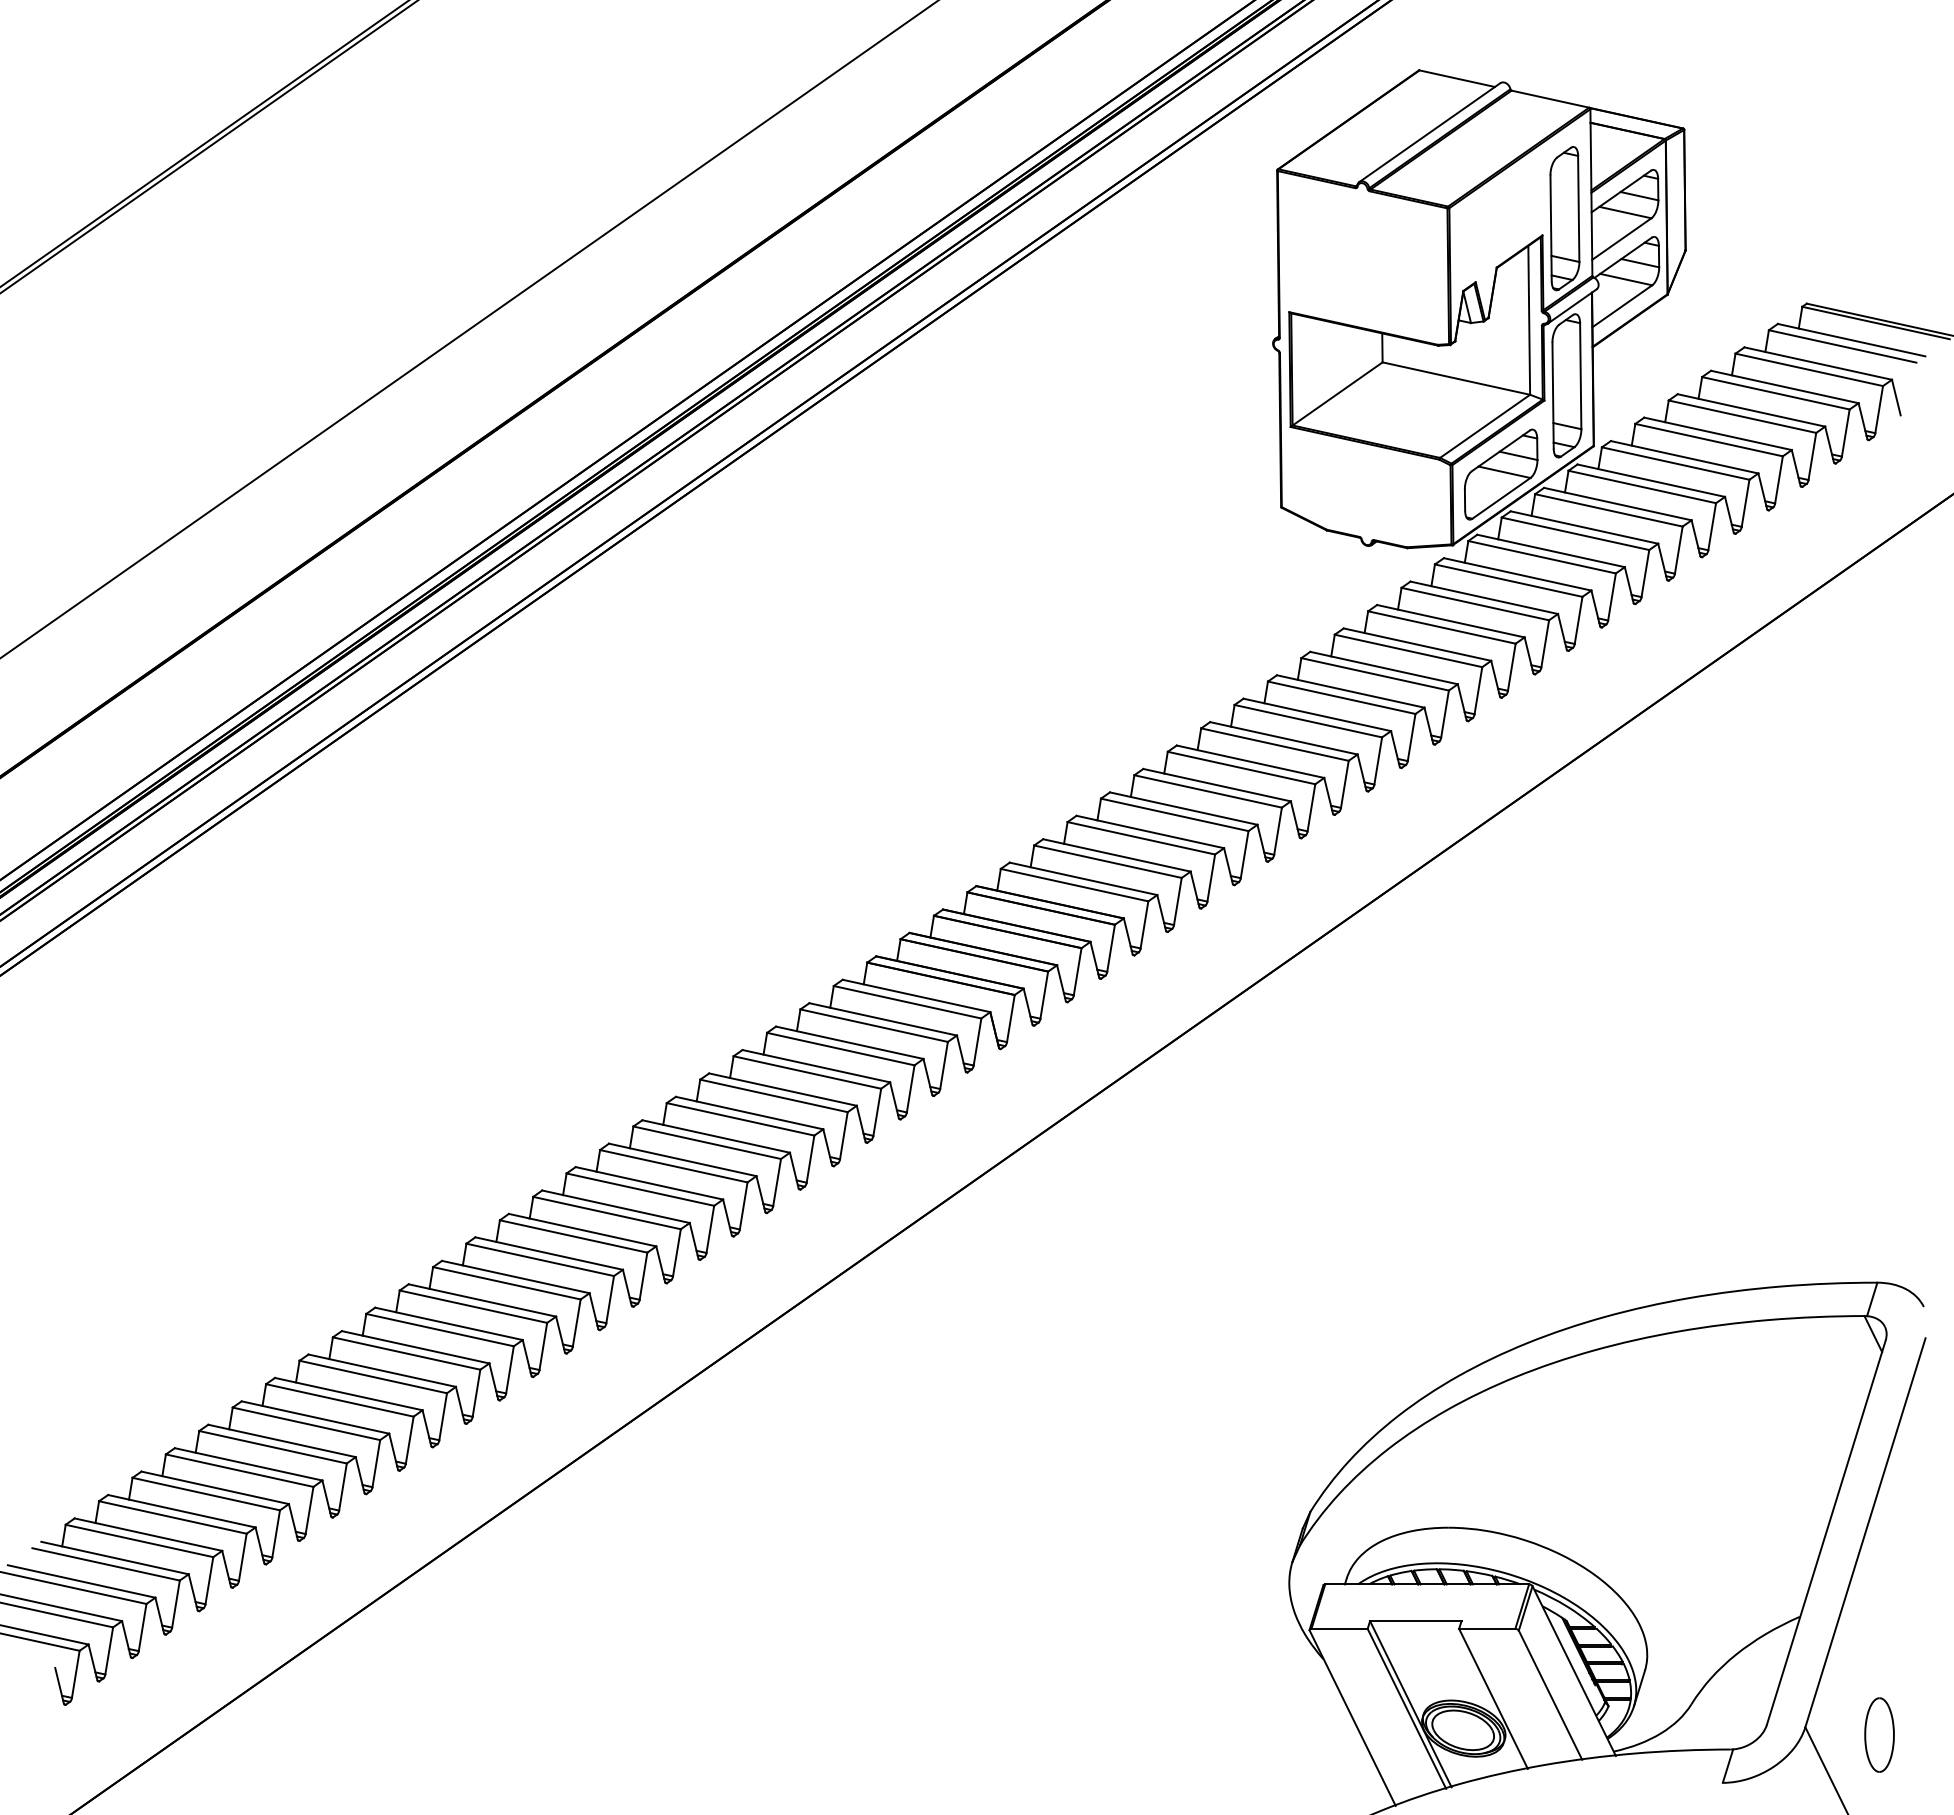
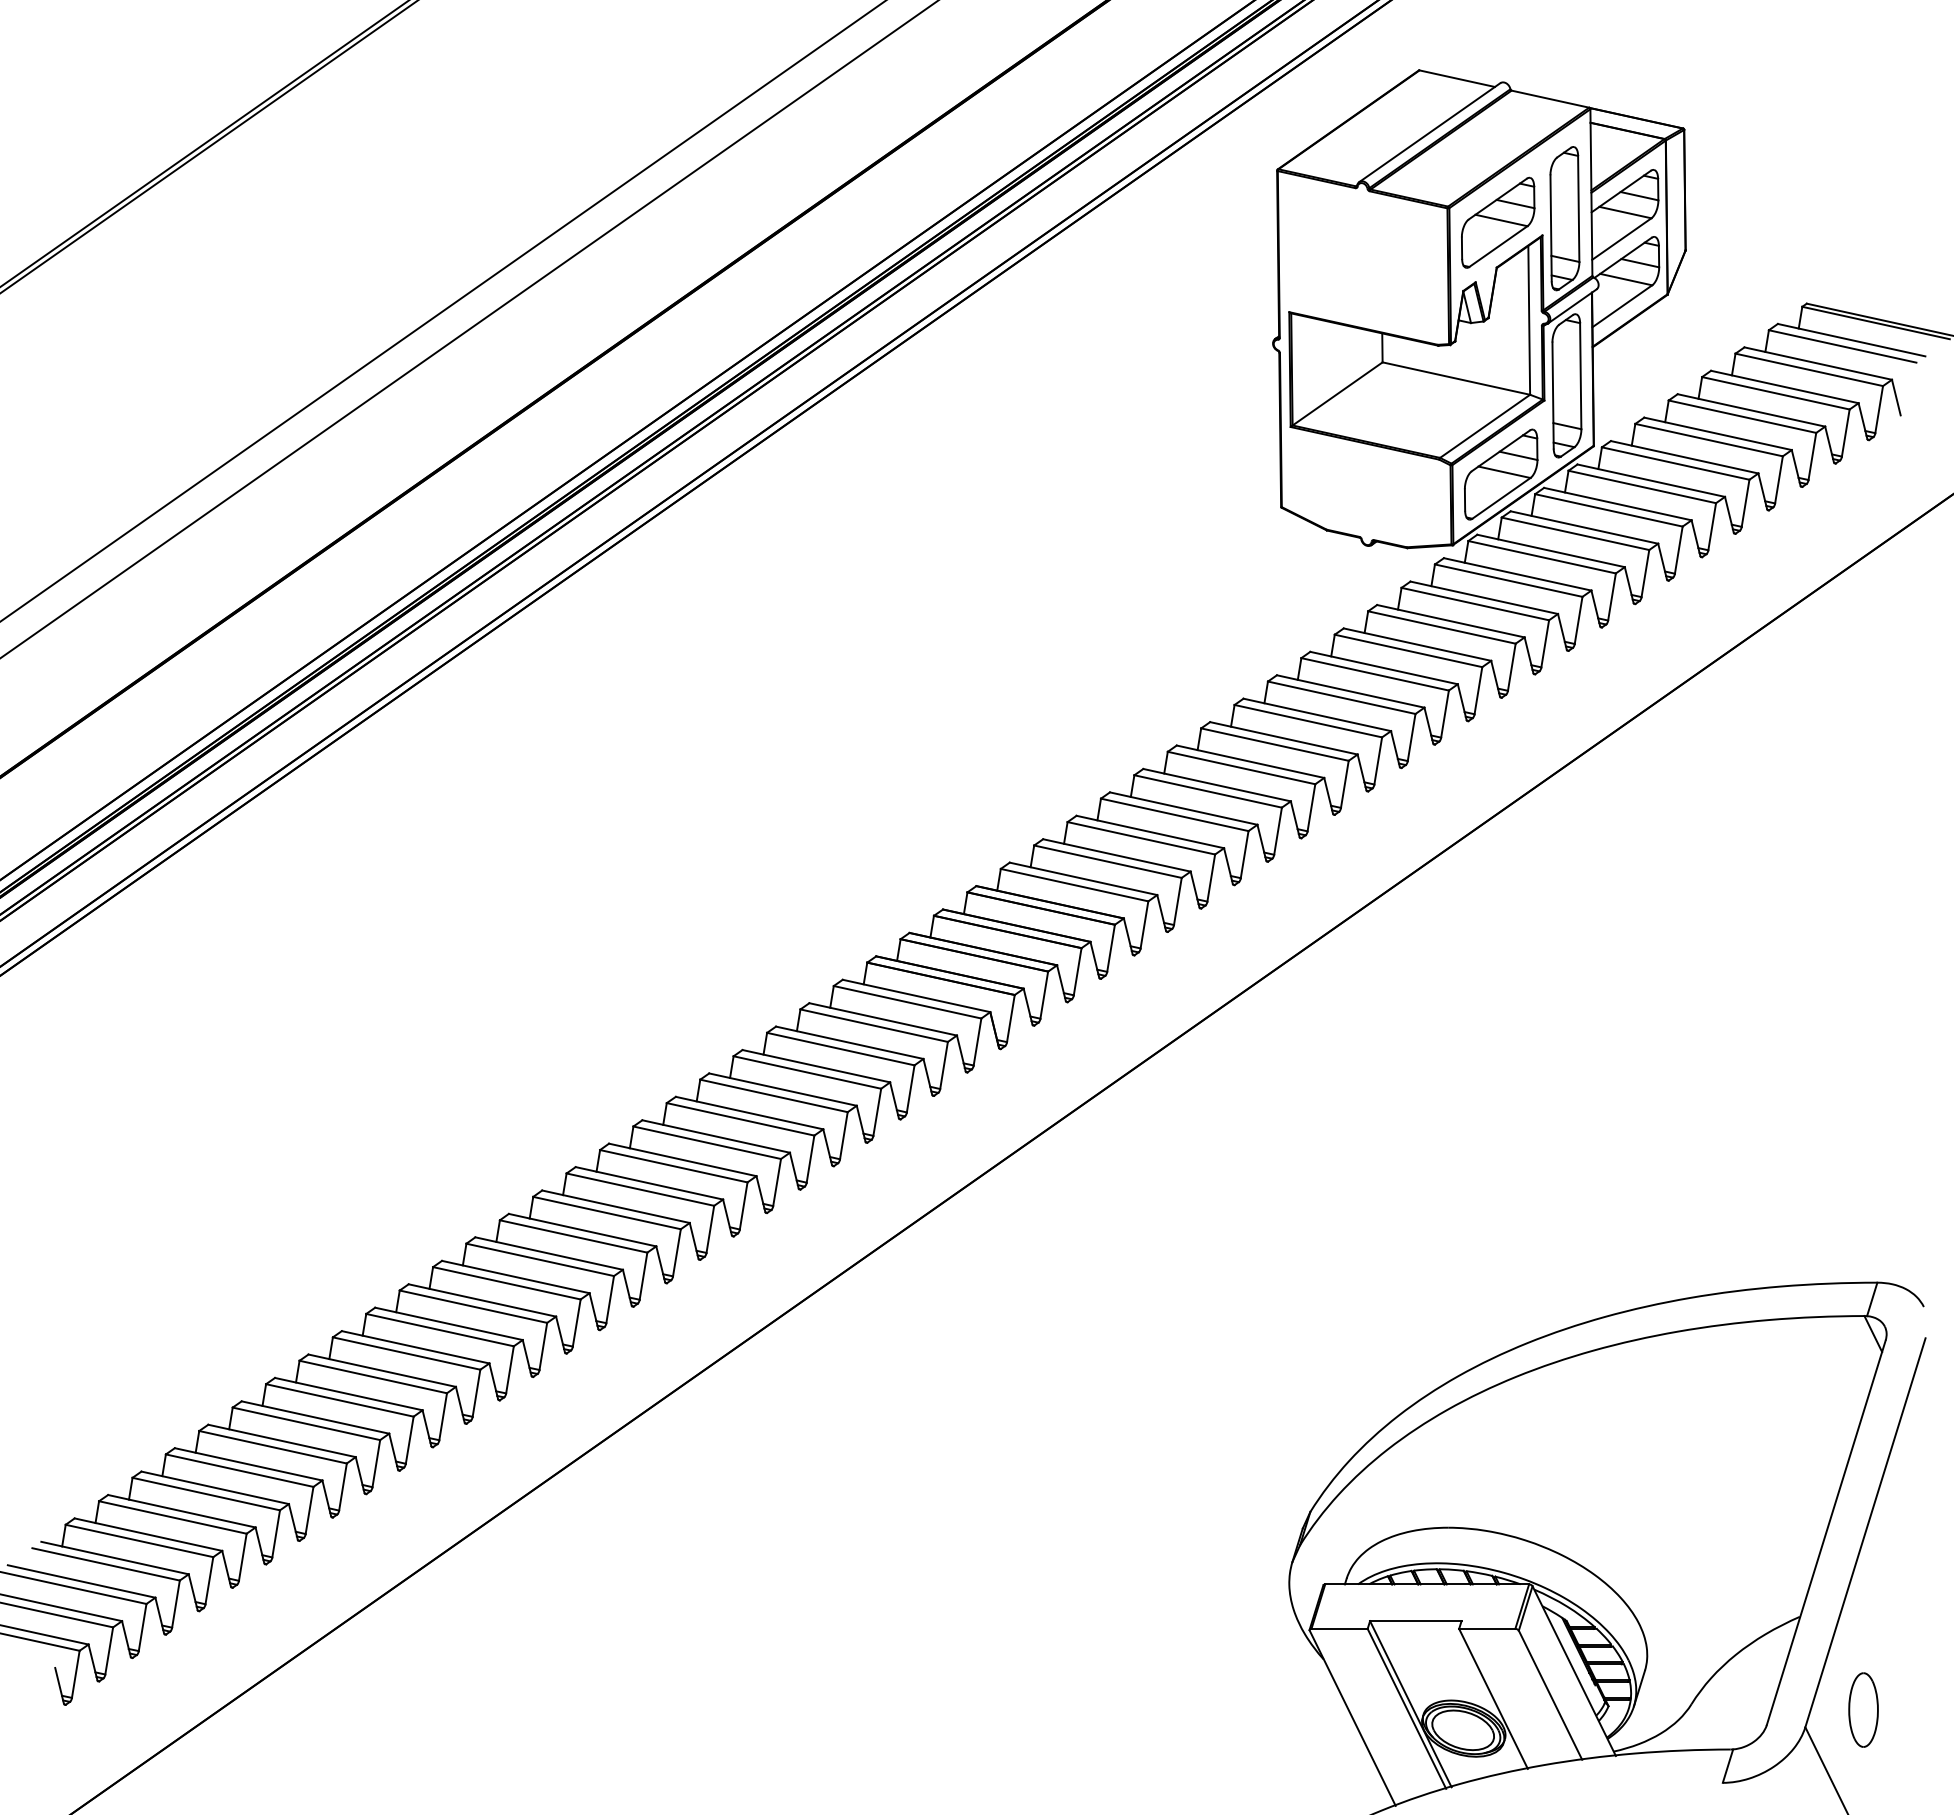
part: none -> present (1498, 222)
line: none -> present (442, 311)
part position: (1879, 1734) -> (1863, 1709) (1863, 1709)
